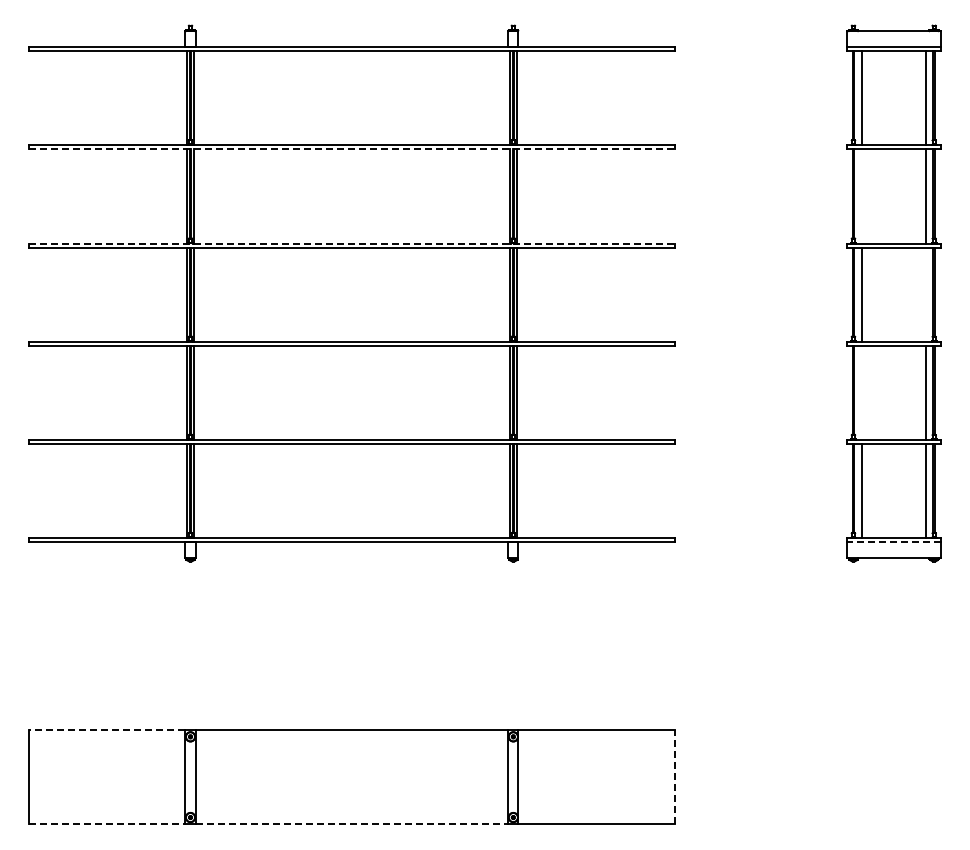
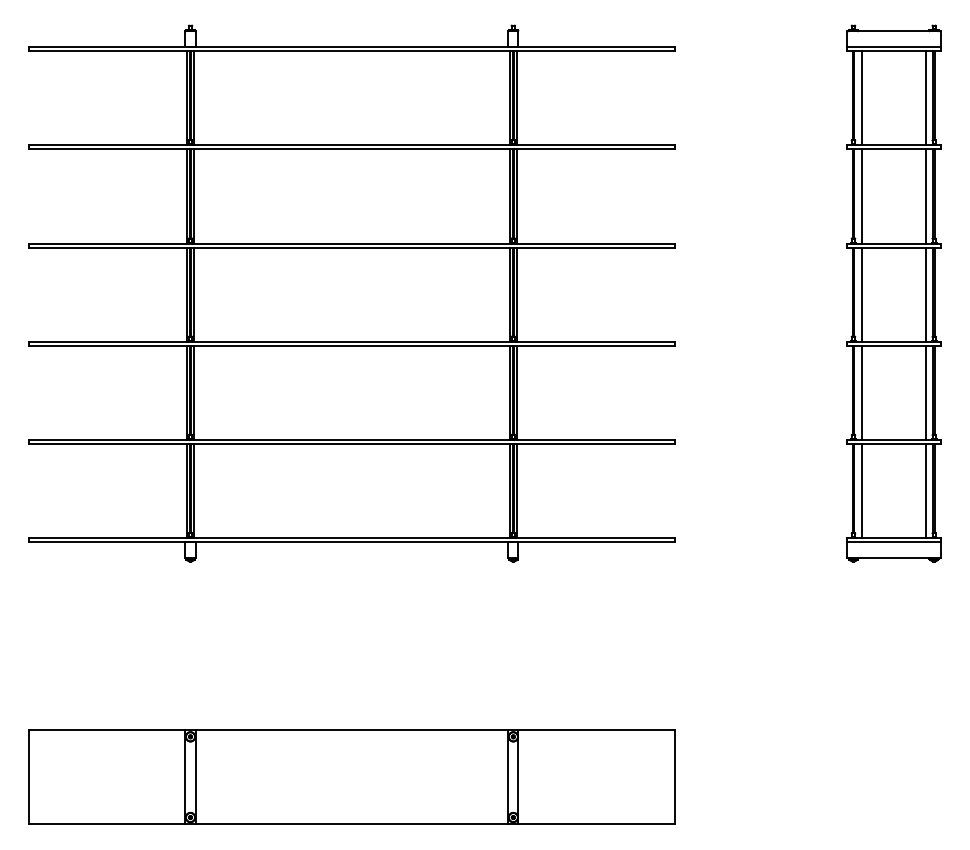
line: dashed -> solid (351, 149)
line: none -> present (861, 196)
line: dashed -> solid (351, 243)
line: none -> present (926, 294)
line: none -> present (861, 392)
line: dashed -> solid (893, 542)
line: dashed -> solid (106, 730)
line: dashed -> solid (674, 776)
line: dashed -> solid (107, 824)
line: dashed -> solid (352, 824)
